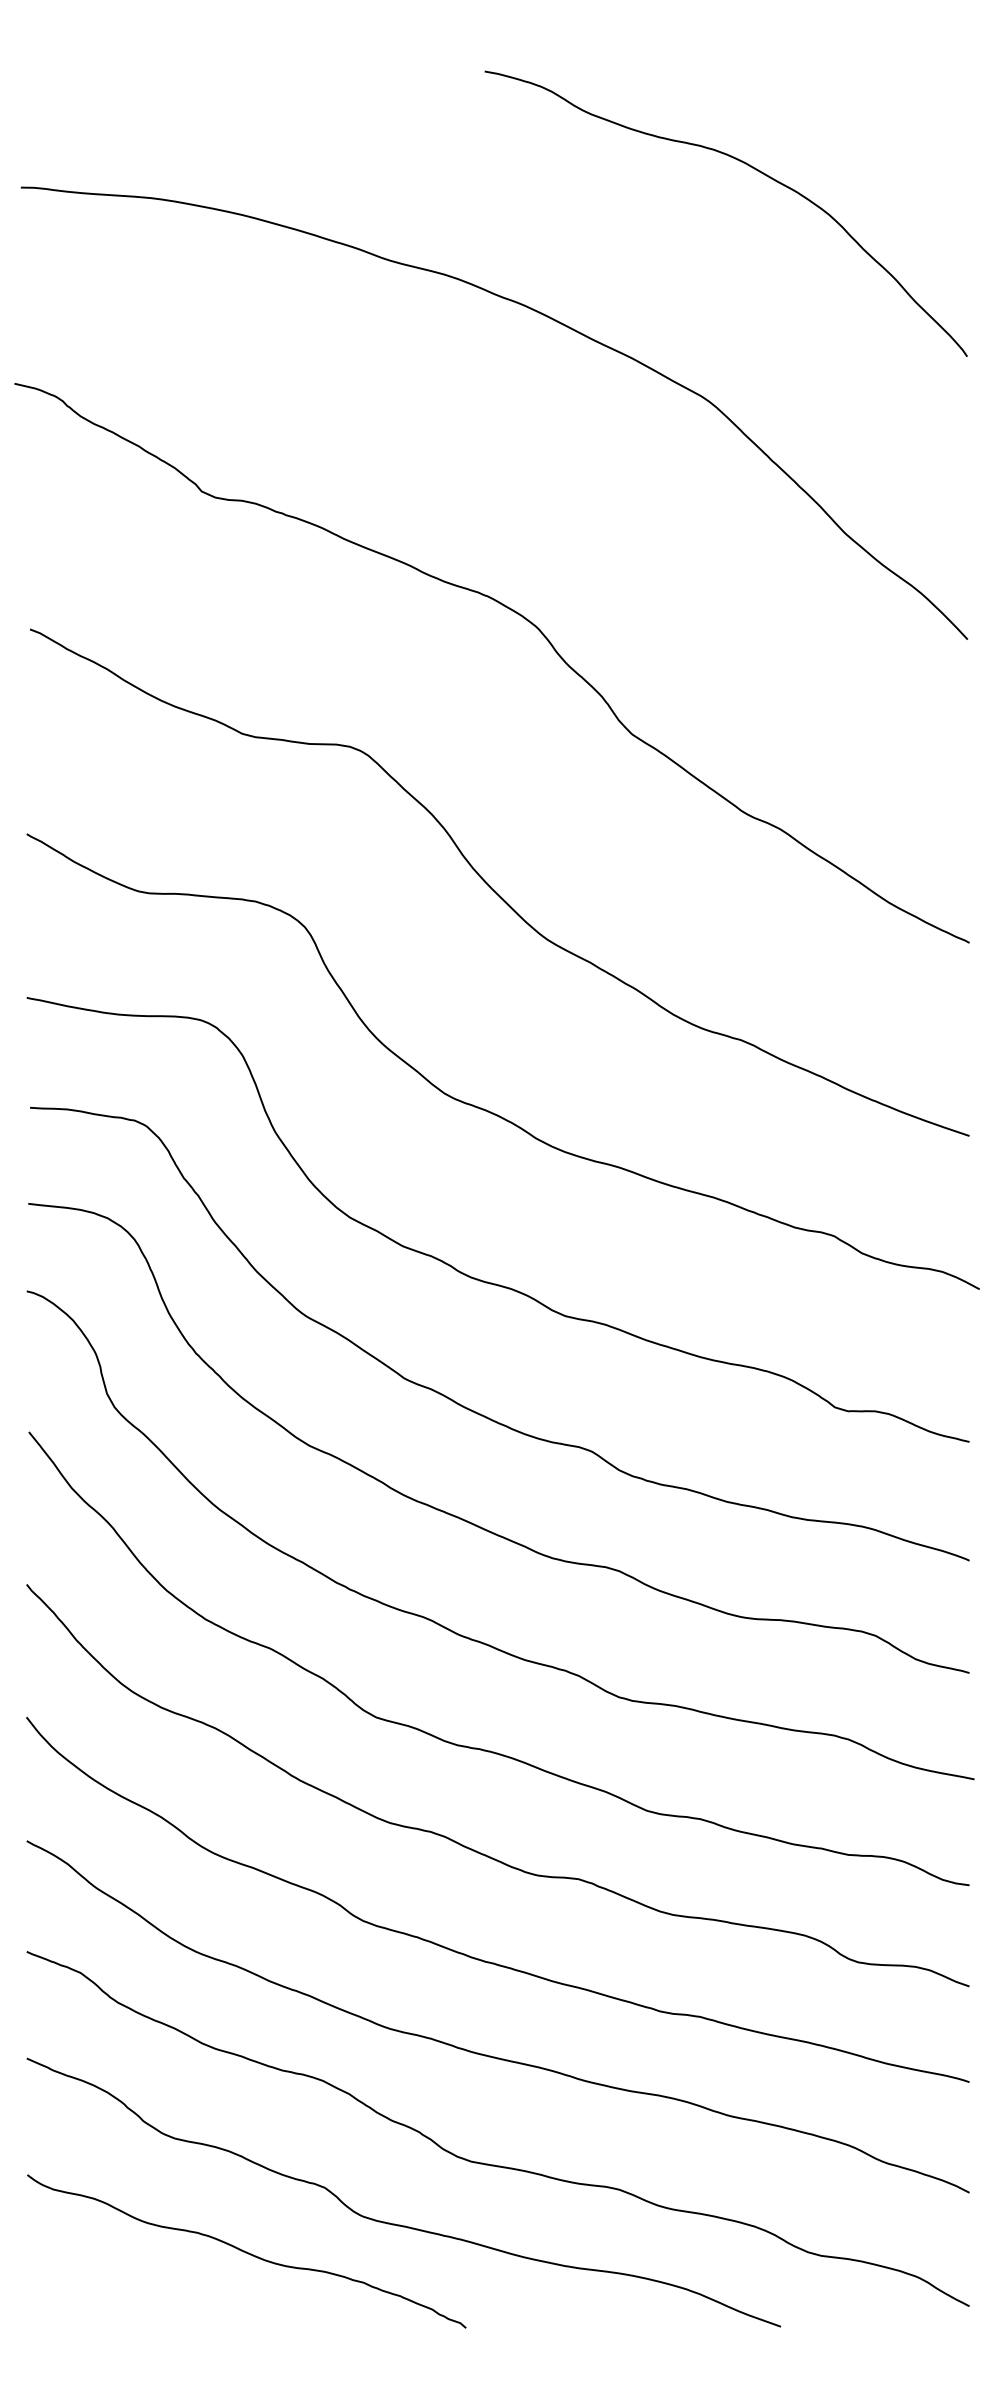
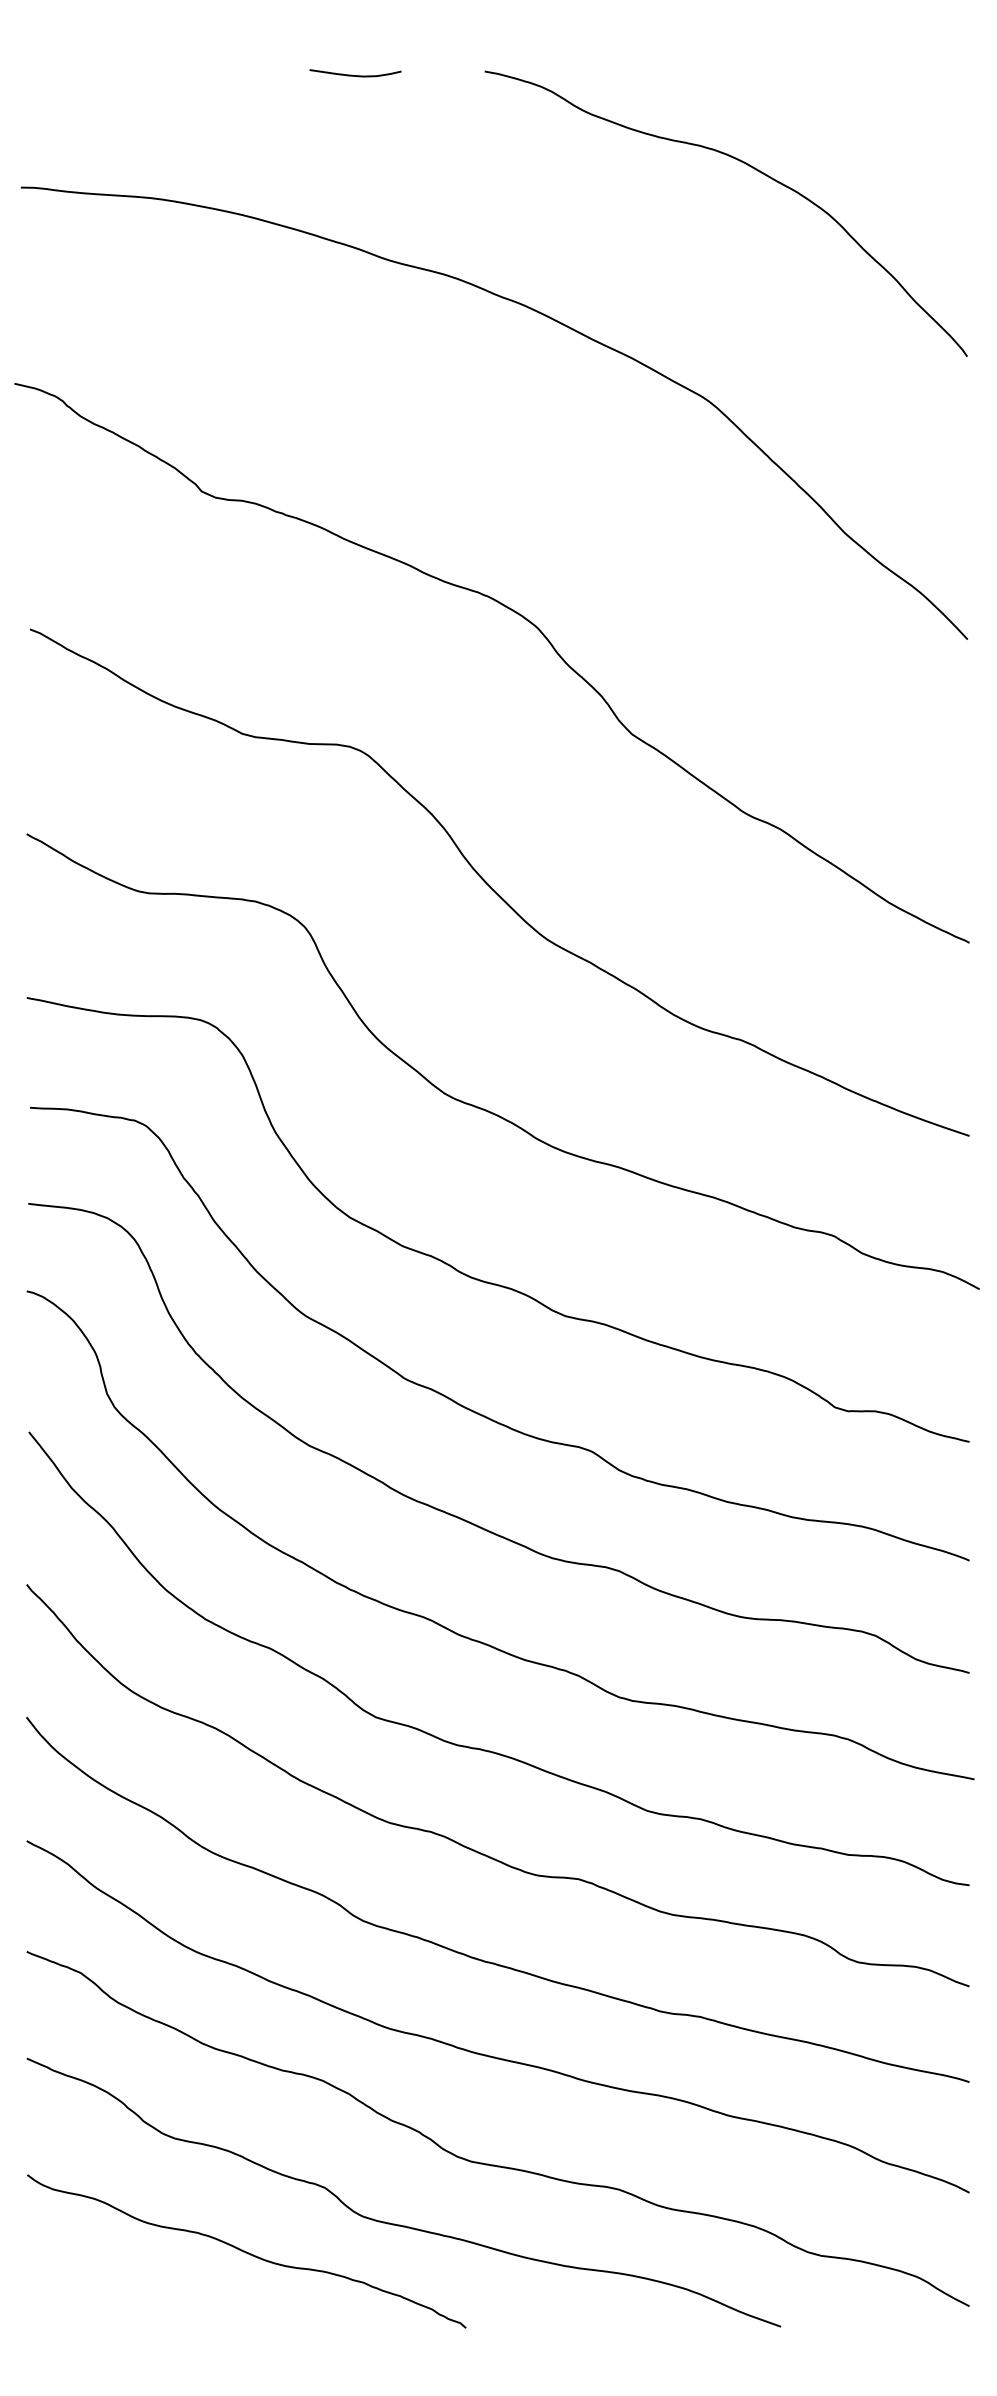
curve: none -> present (355, 75)
